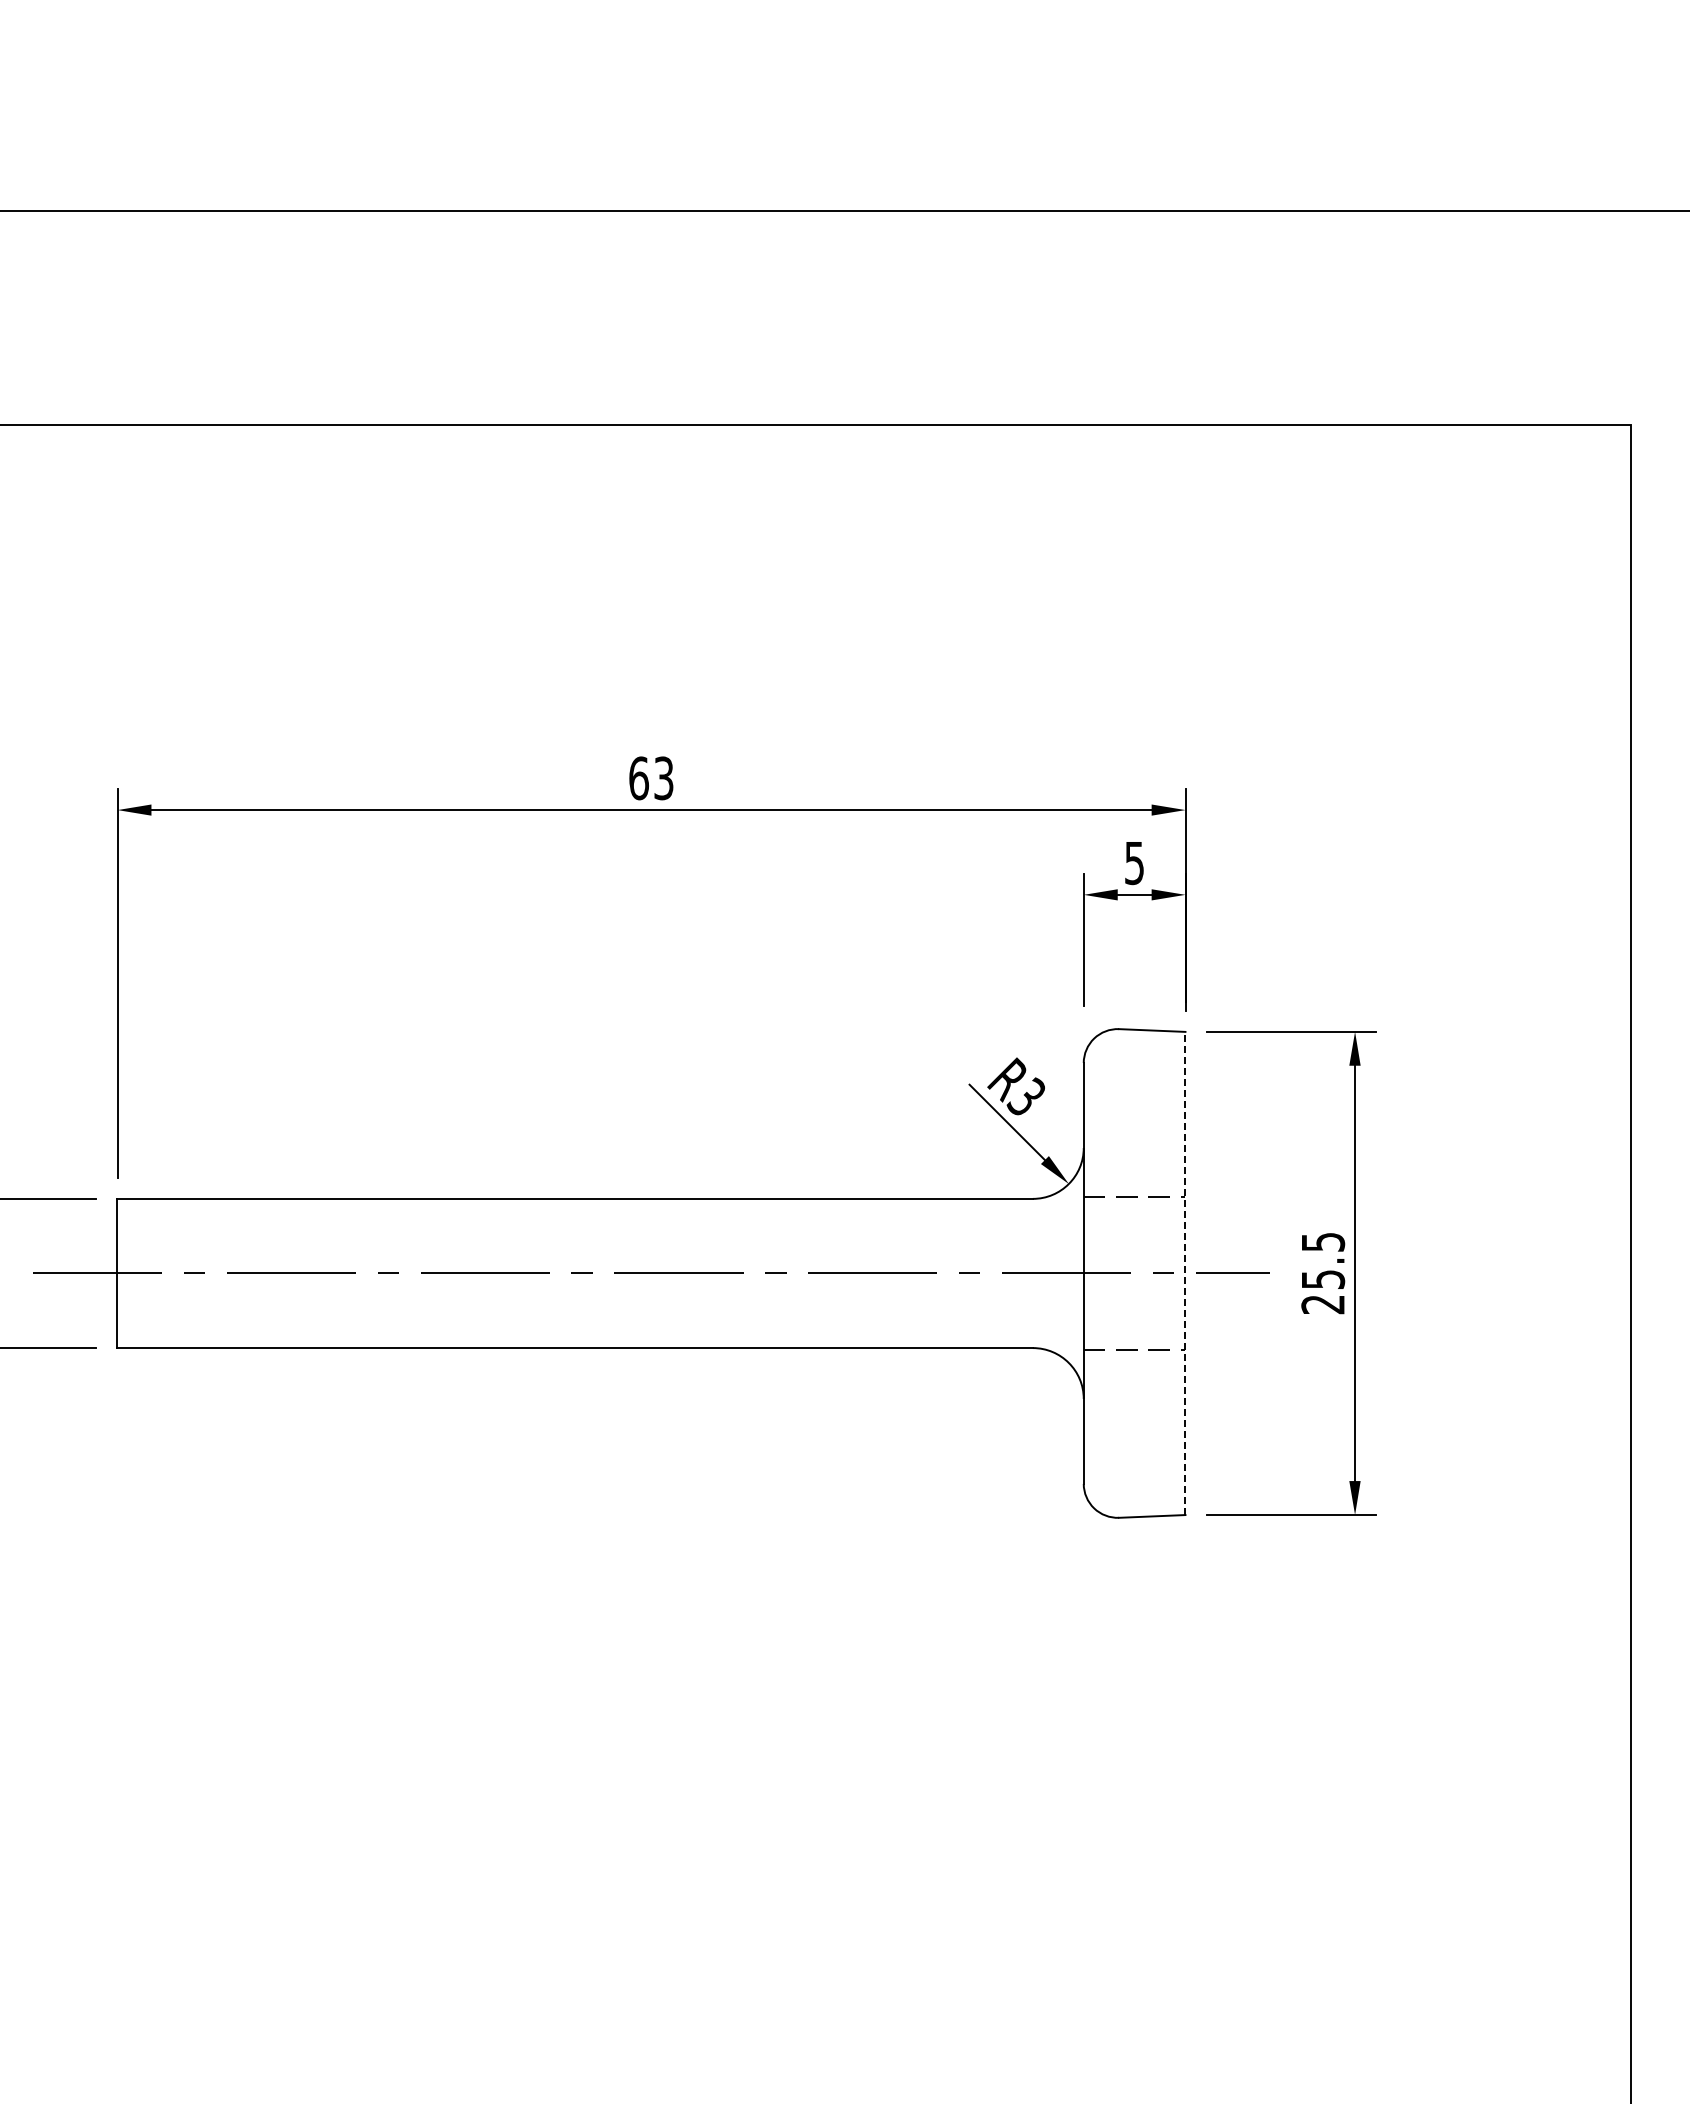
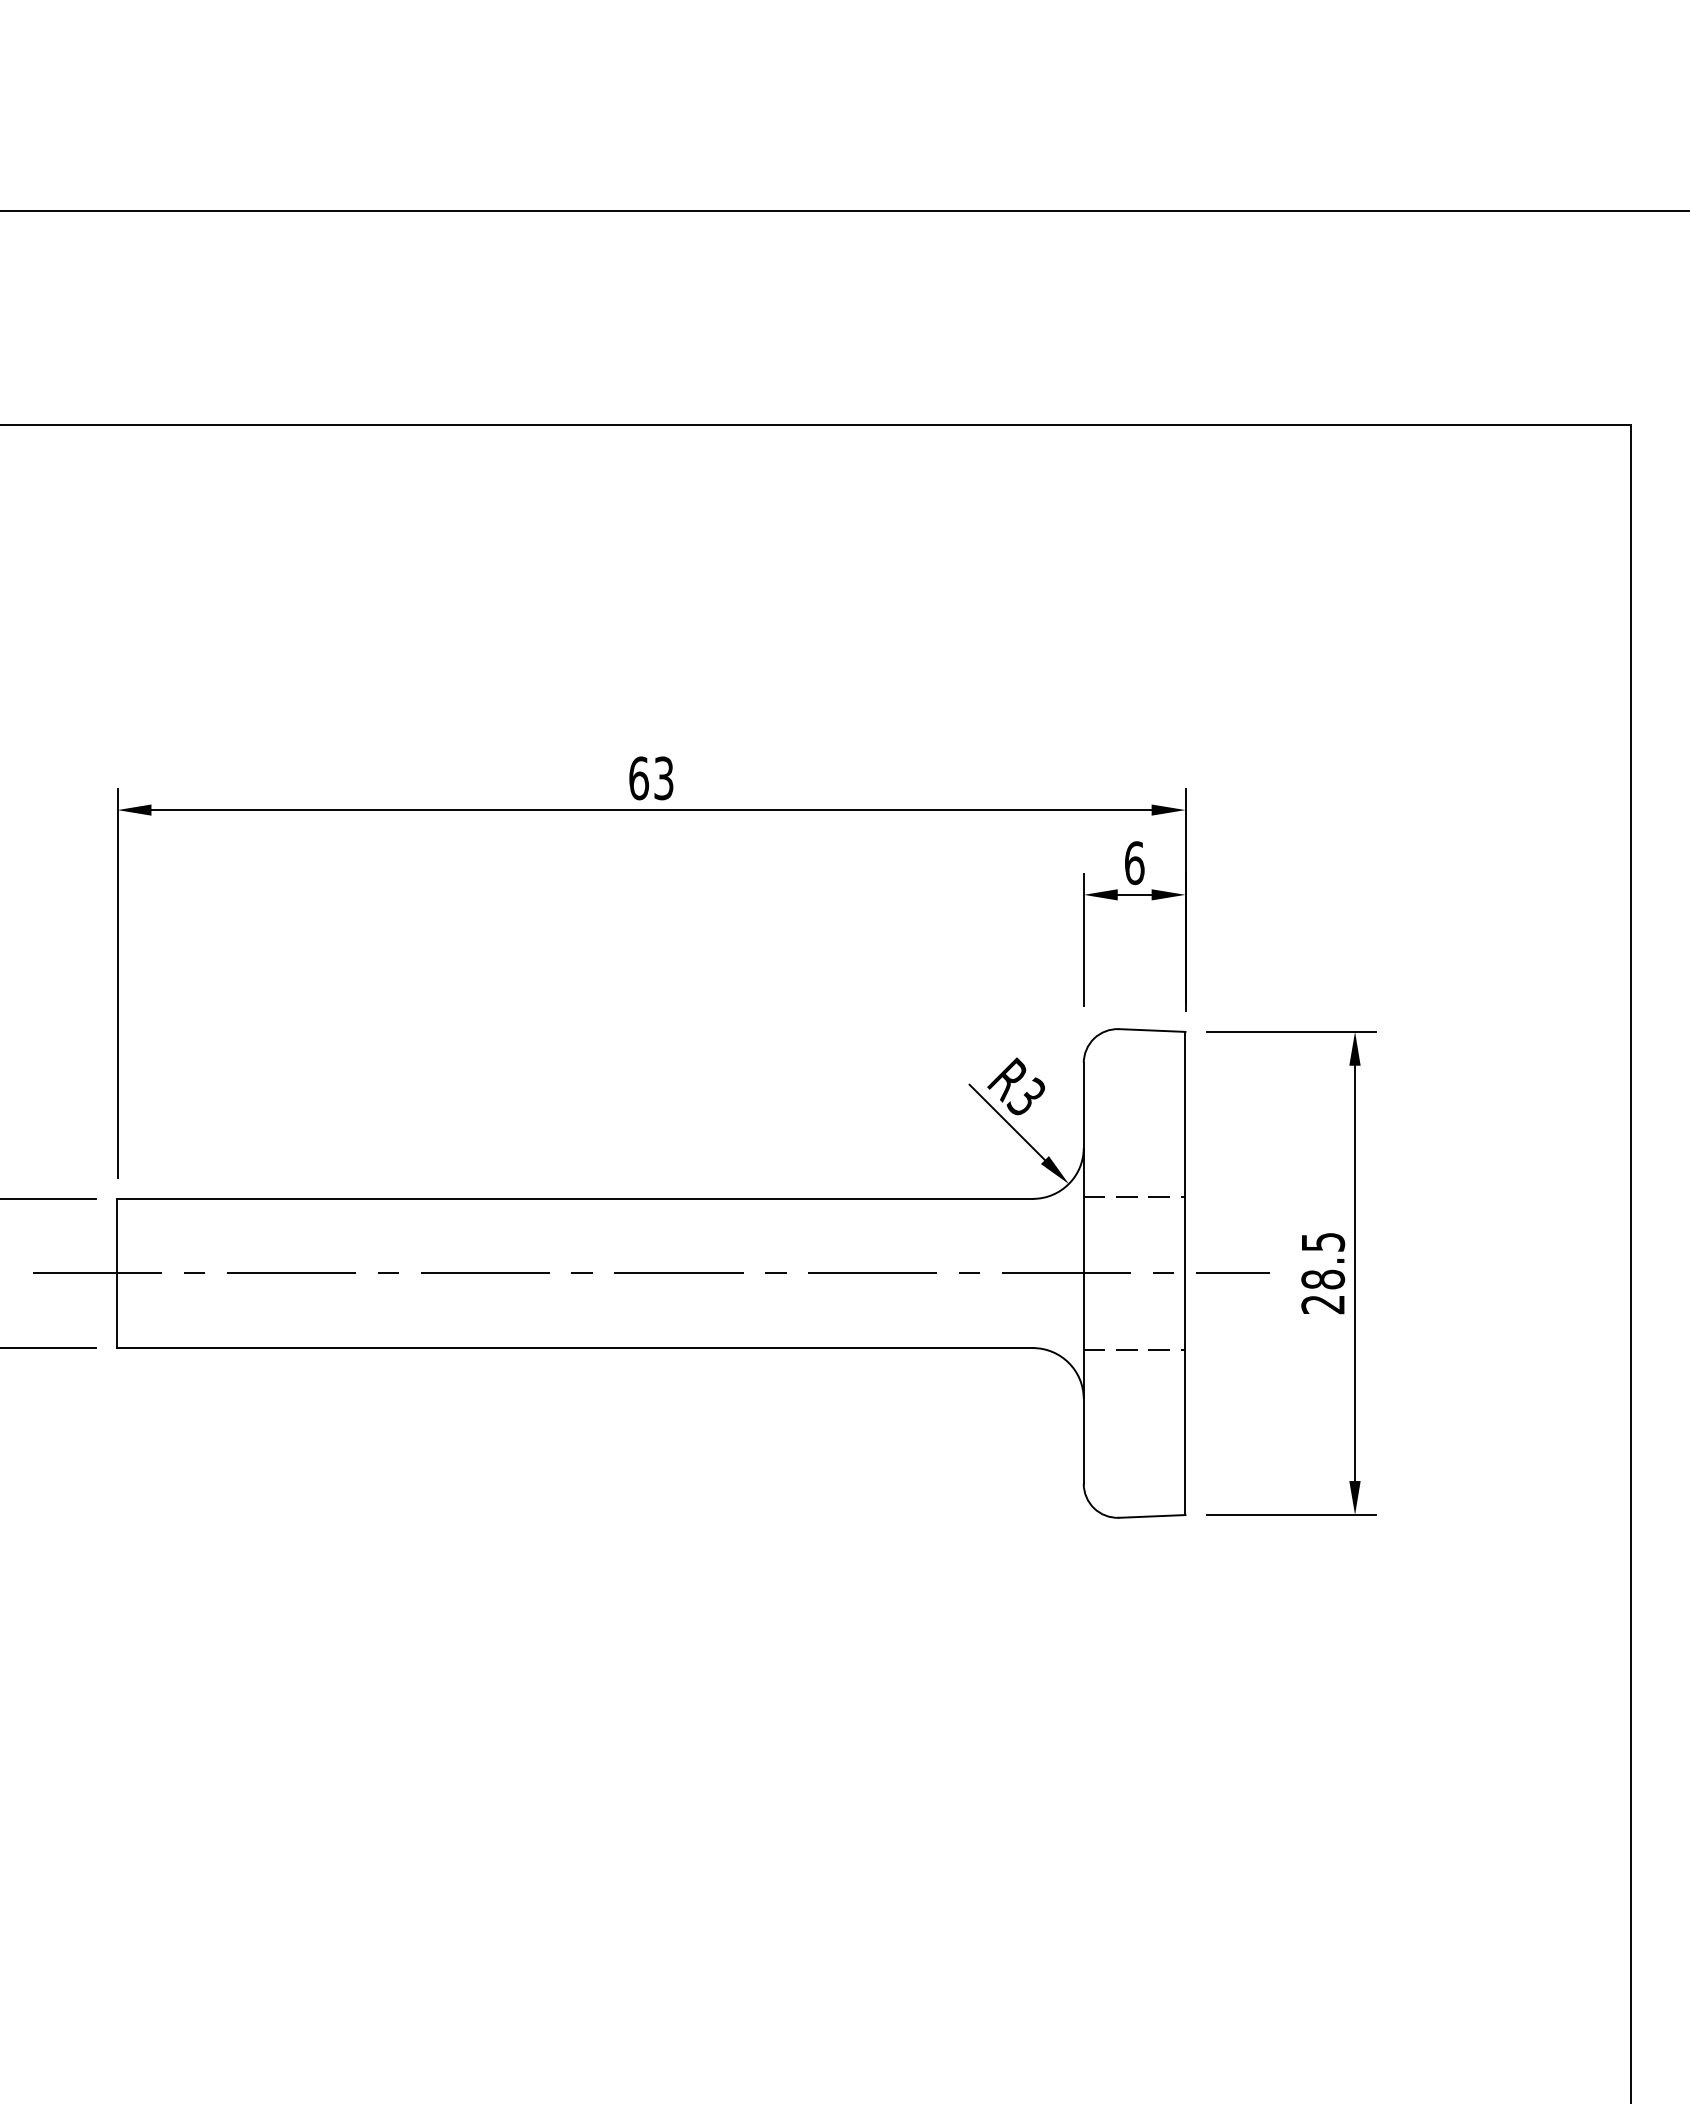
text: 5 -> 6 (1134, 863)
line: dashed -> solid (1185, 1273)
text: 25.5 -> 28.5 (1323, 1279)
